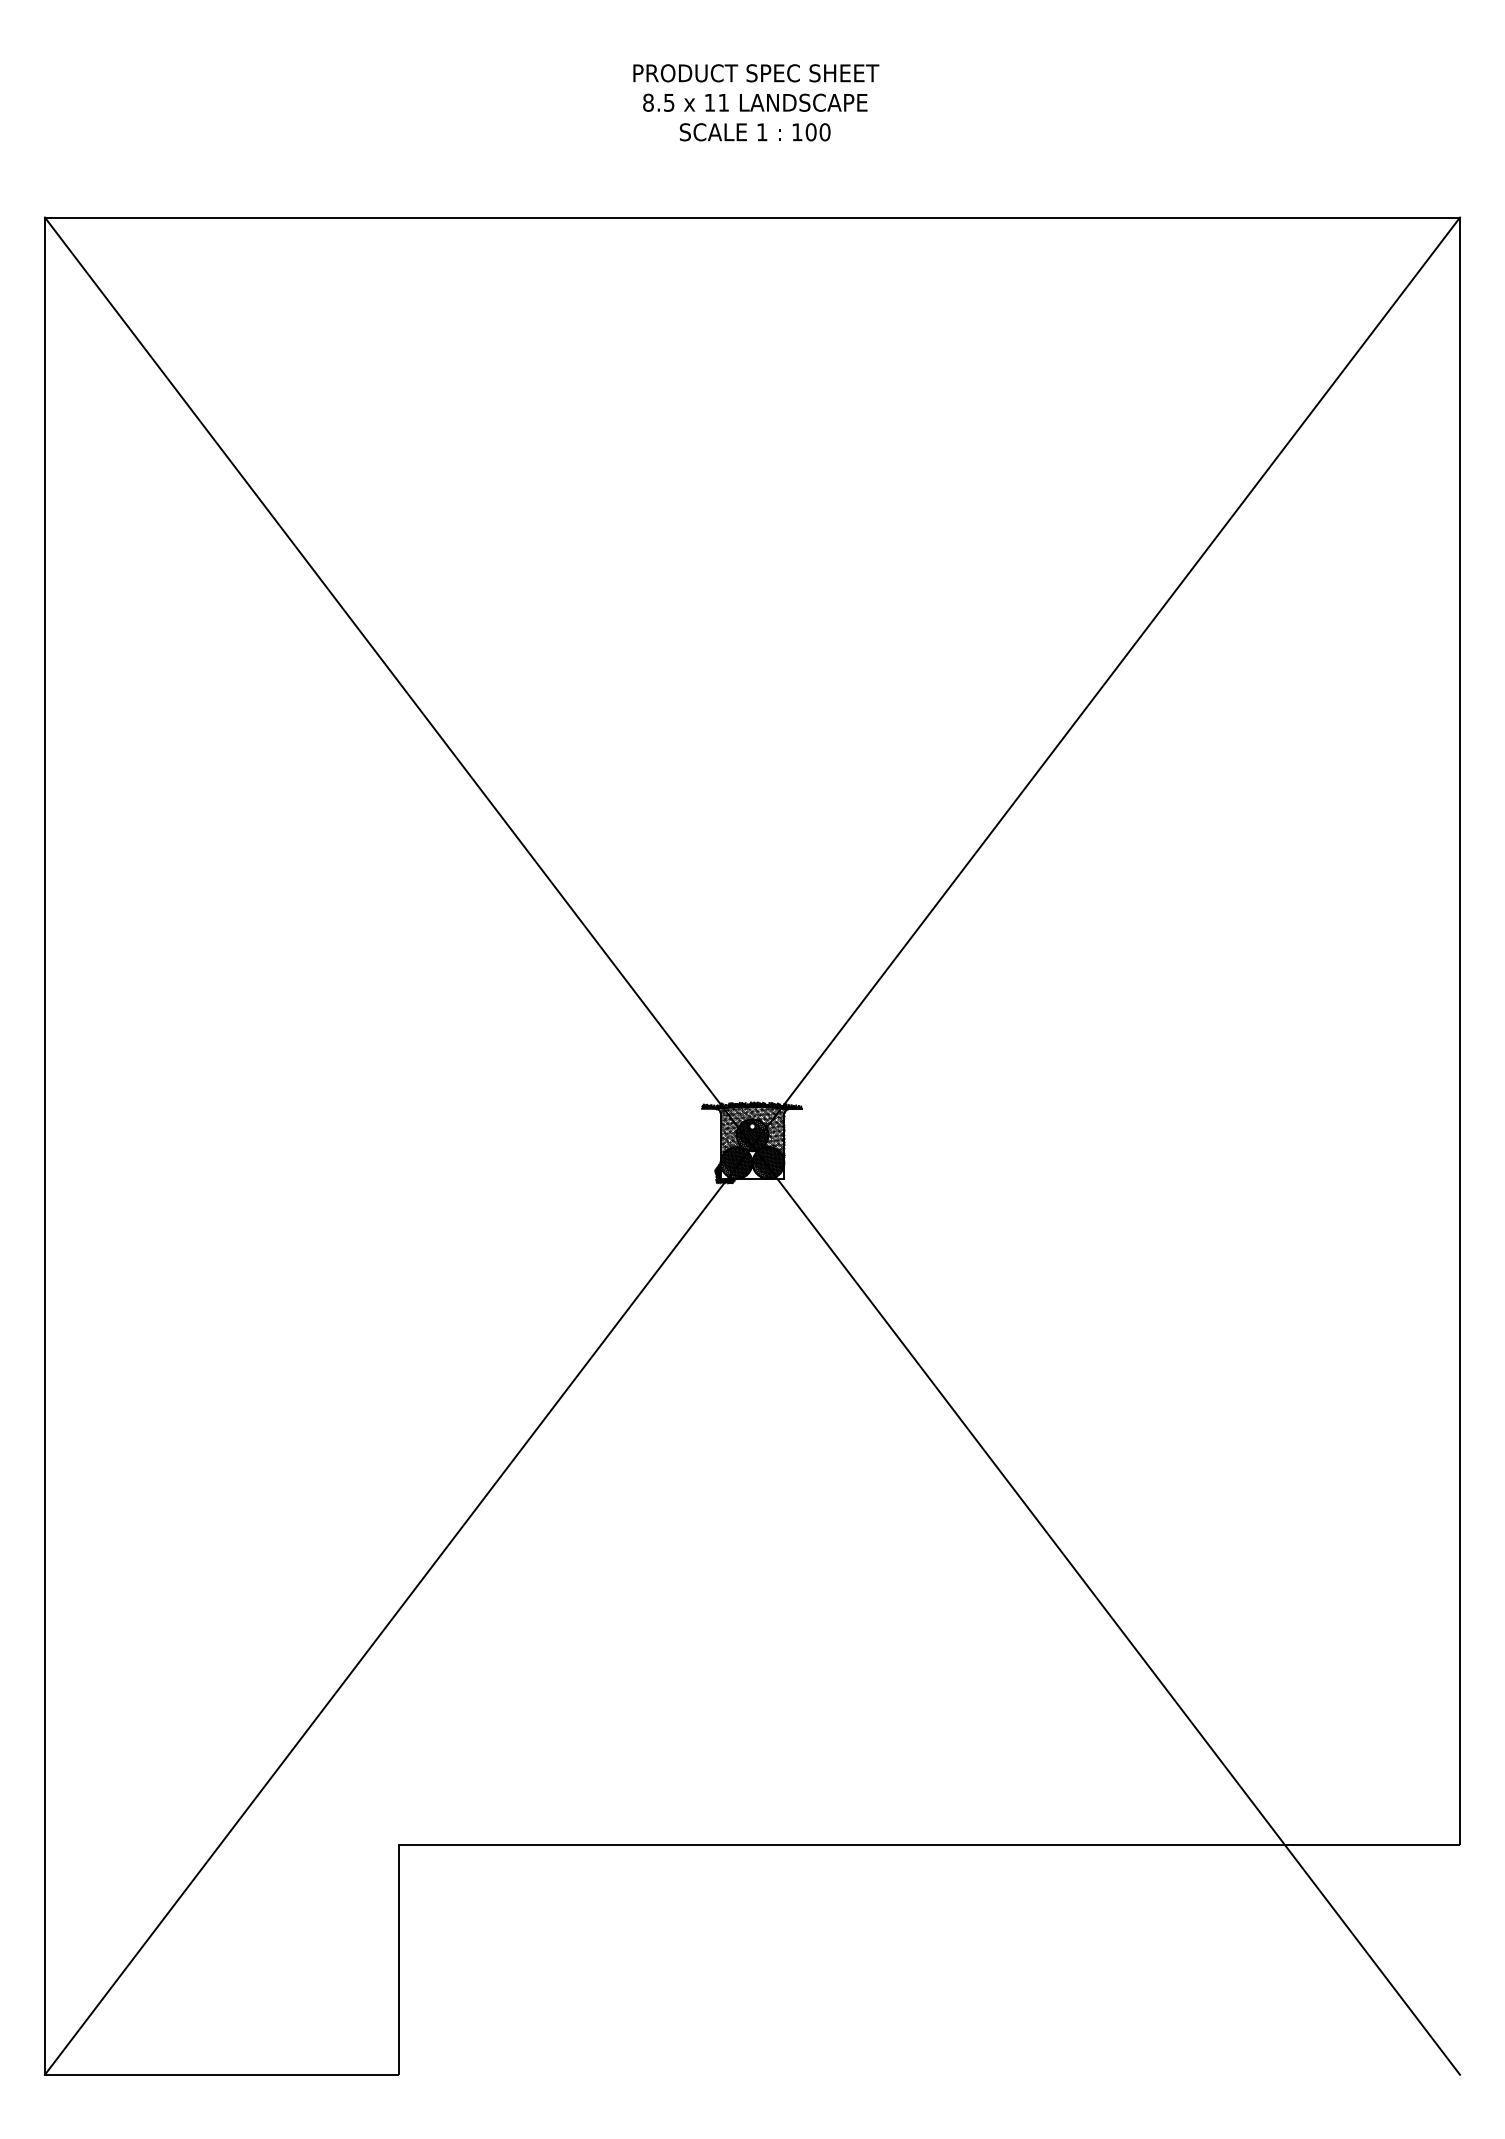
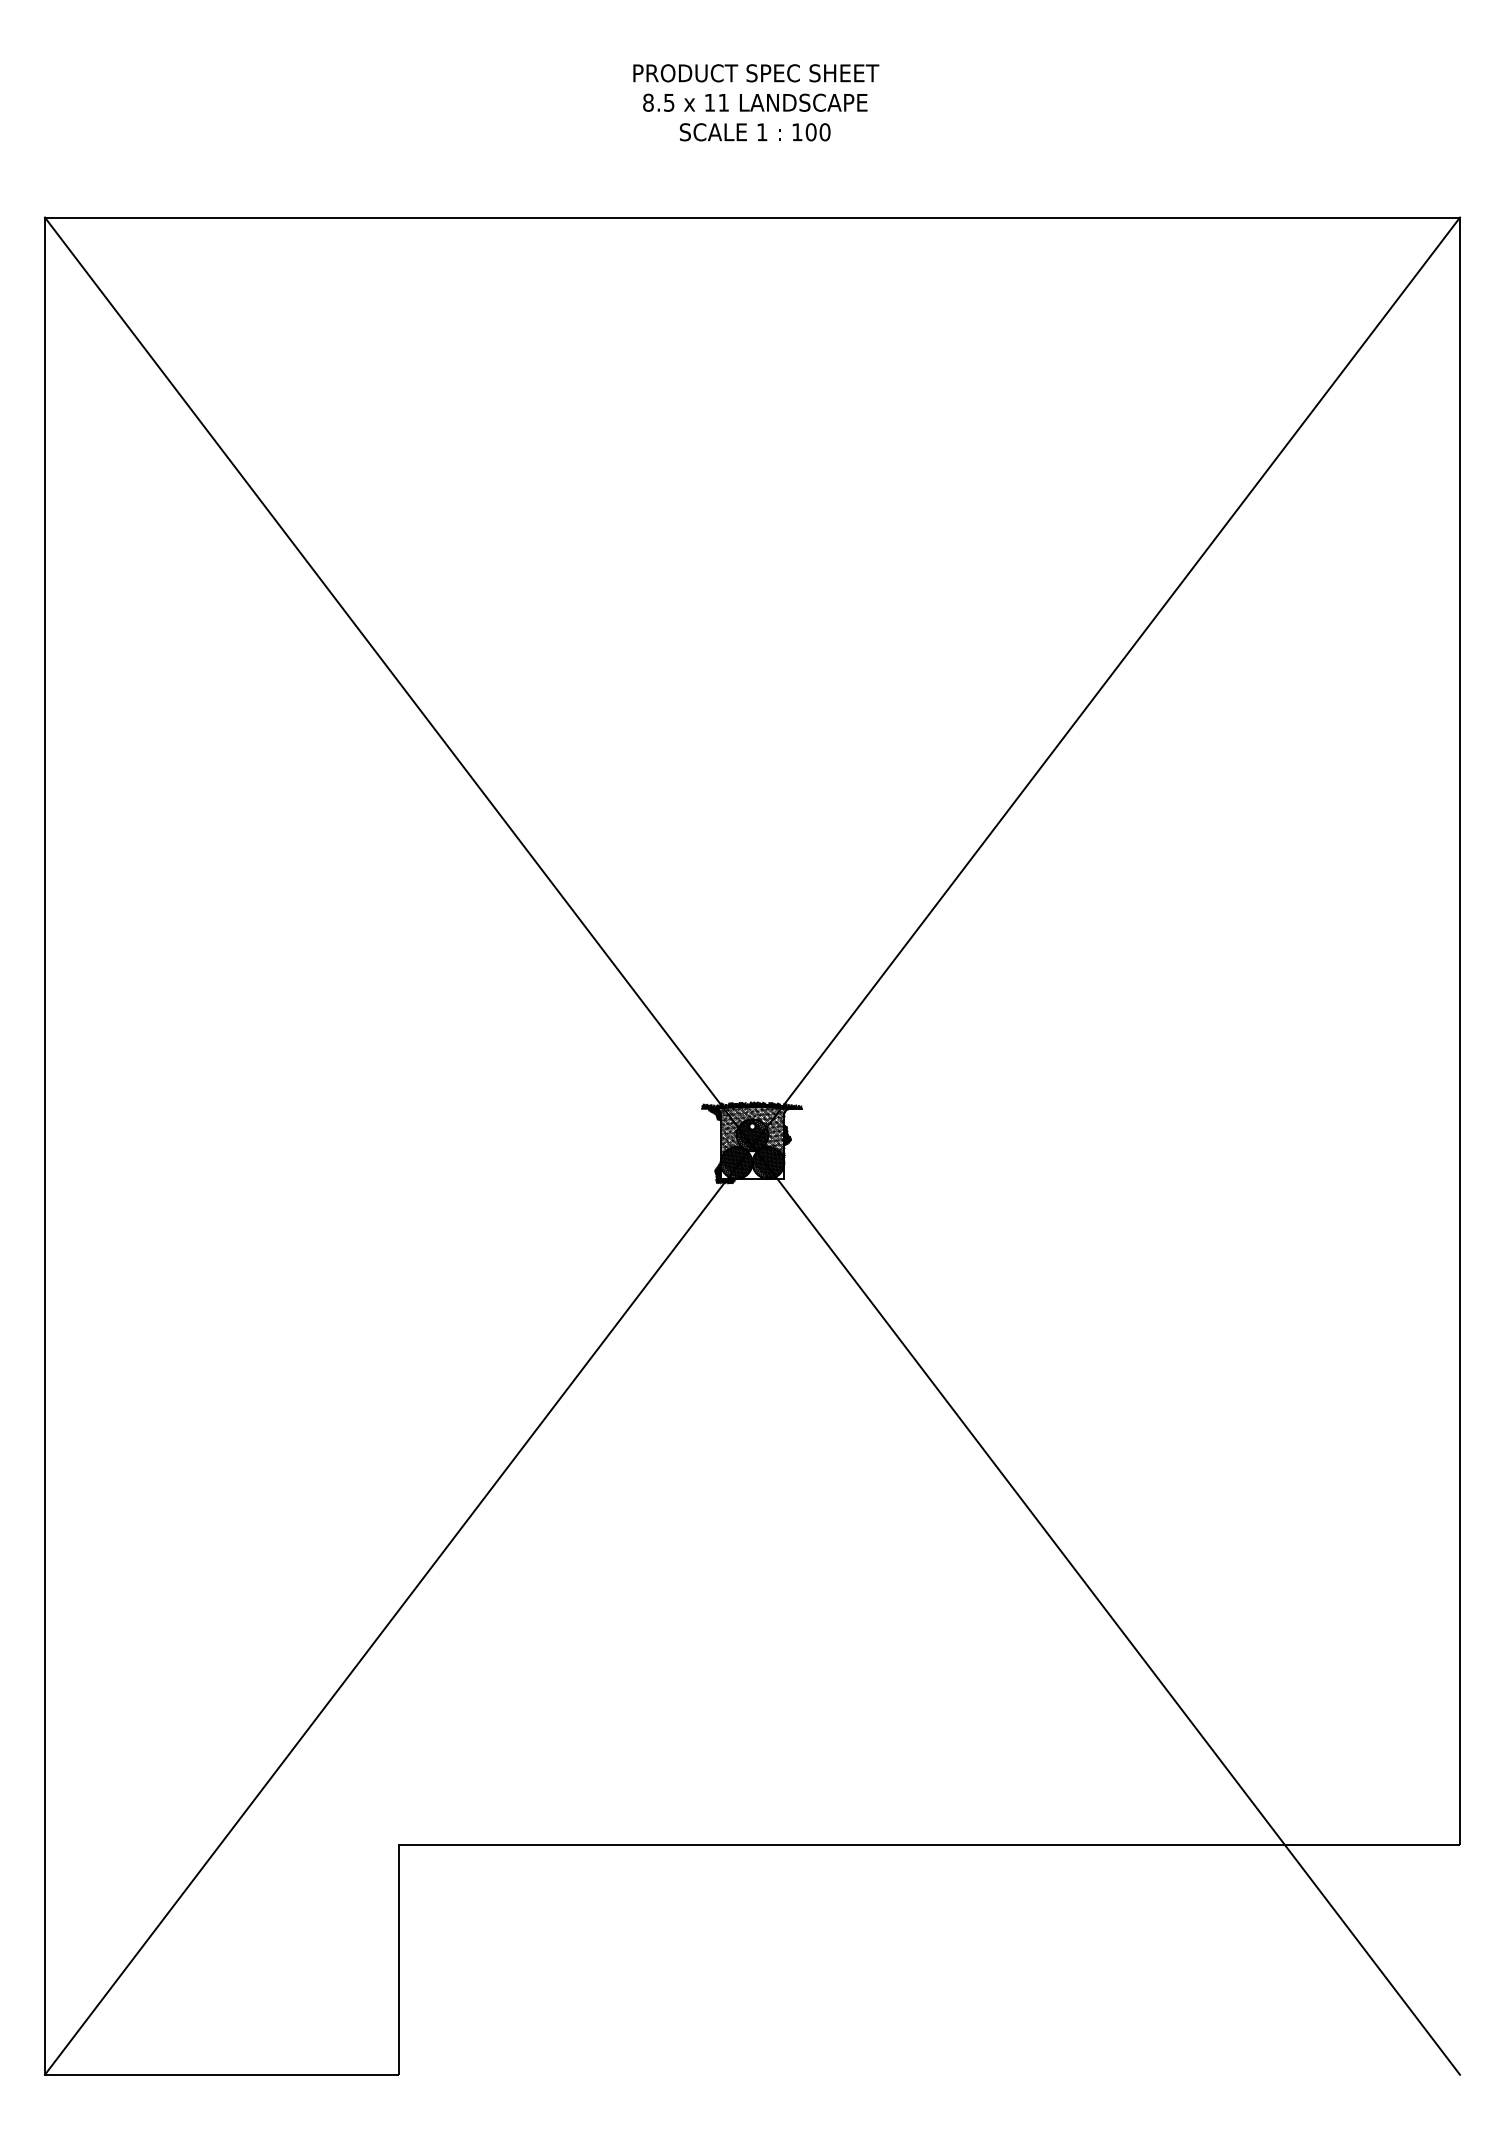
hatch: none -> present (714, 1114)
hatch: none -> present (787, 1135)
